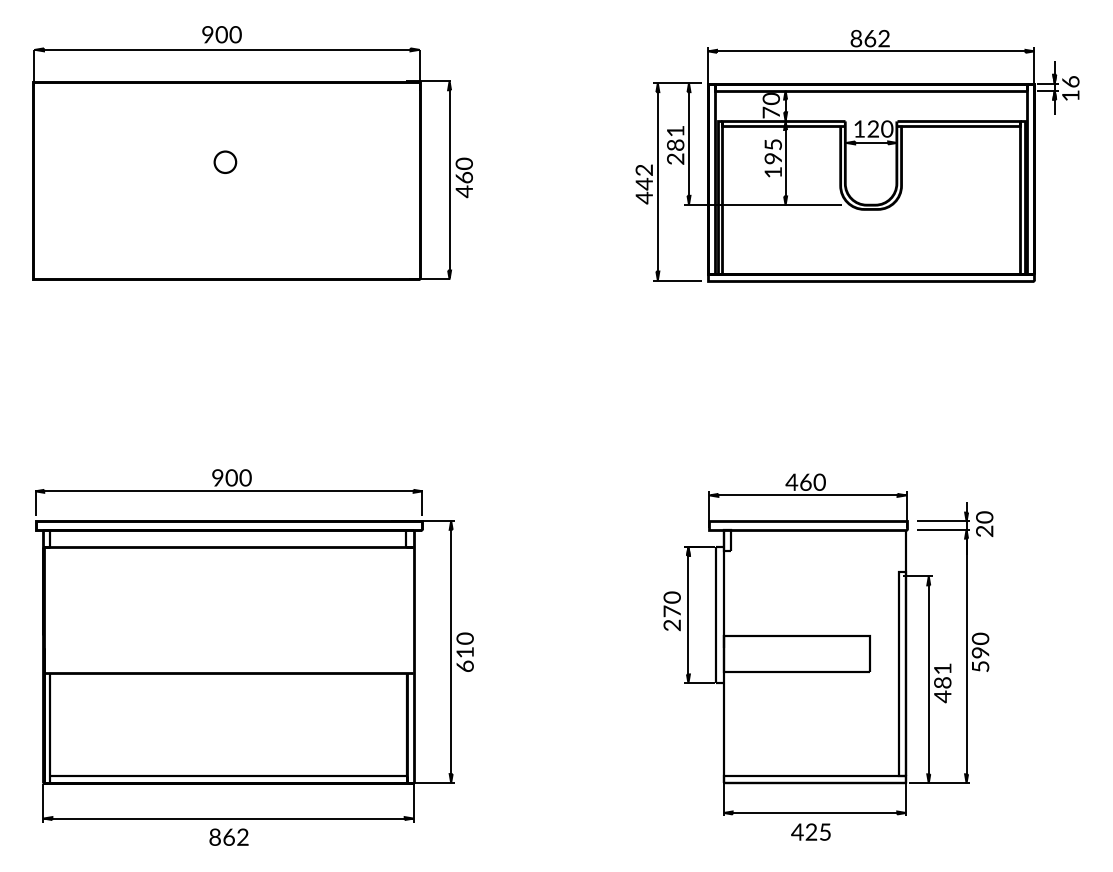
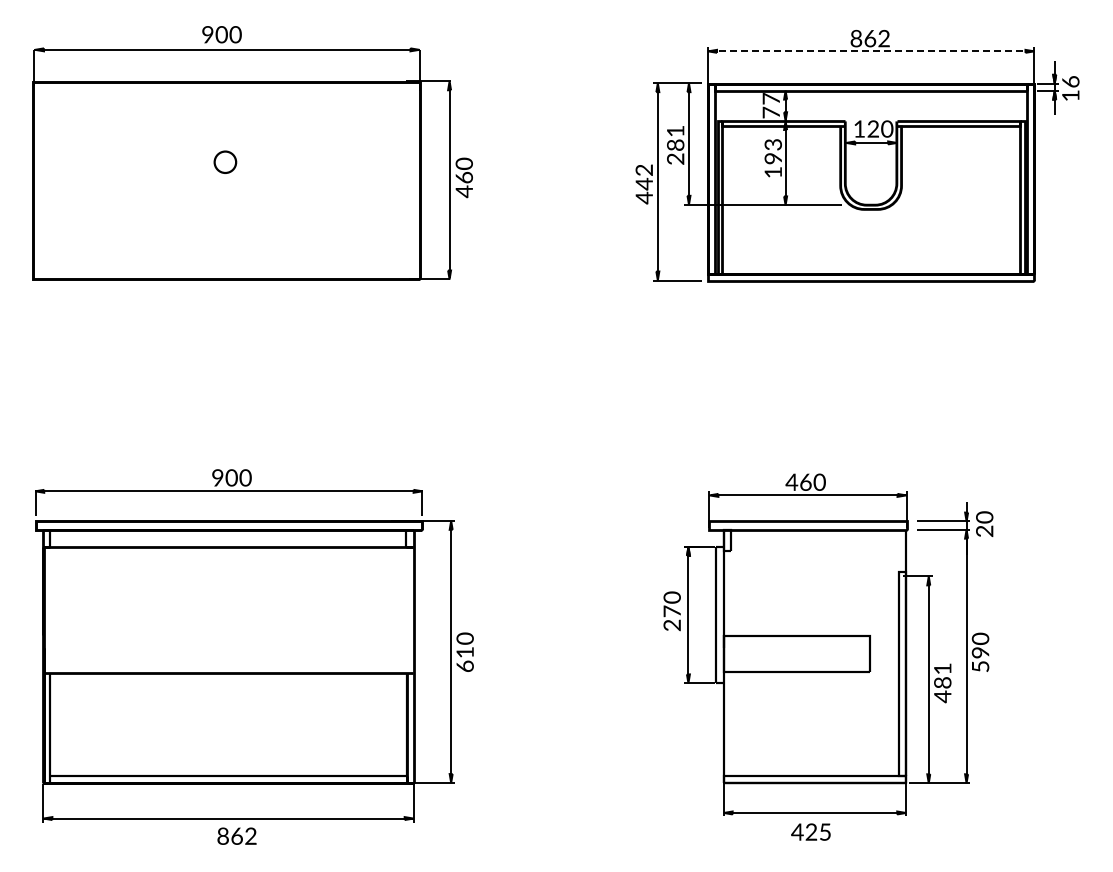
line: solid -> dashed (871, 51)
text: 70 -> 77 (770, 99)
text: 195 -> 193 (772, 144)
text position: (228, 836) -> (236, 835) (236, 835)
